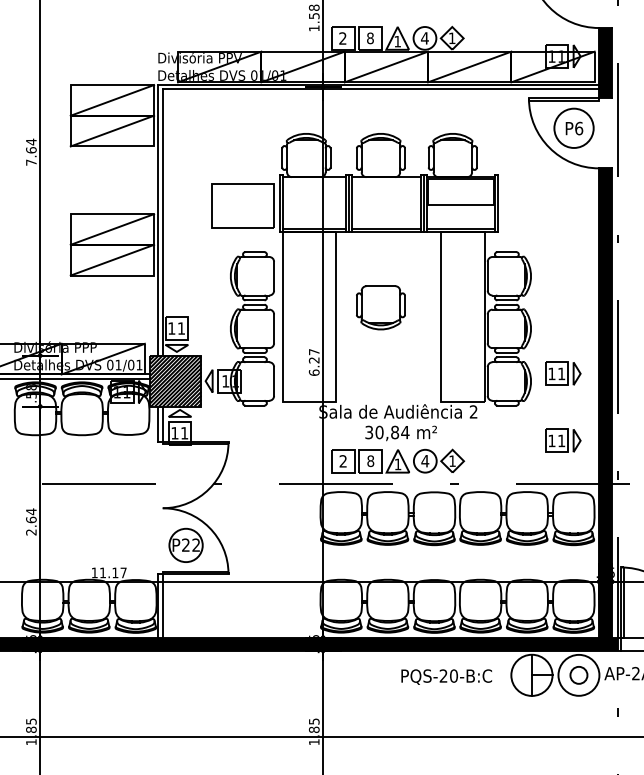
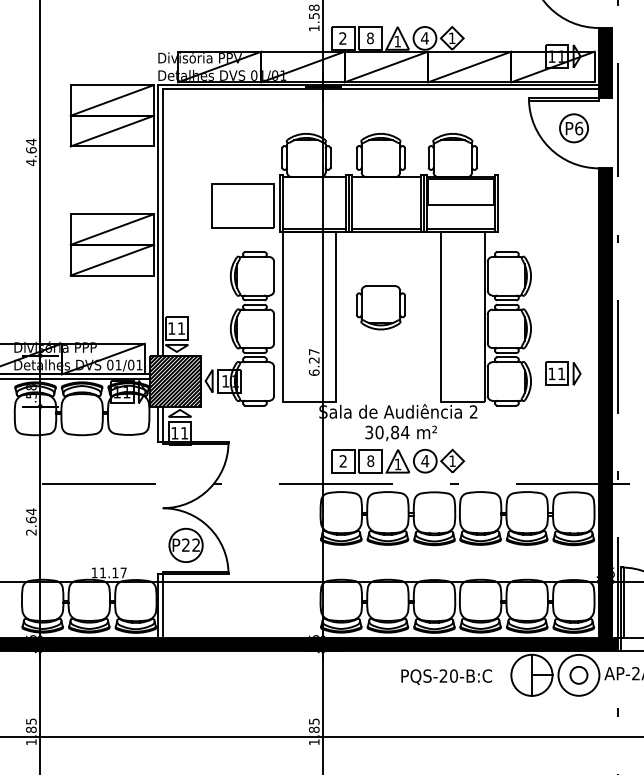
circle diameter: 39 px -> 28 px (574, 128)
text: 7.64 -> 4.64 (31, 162)
part: present -> none (563, 440)
